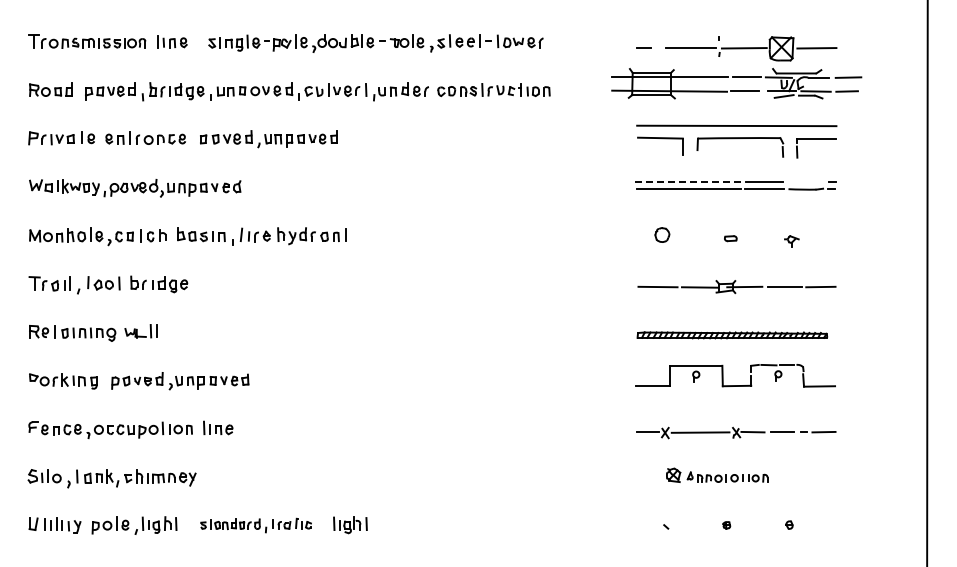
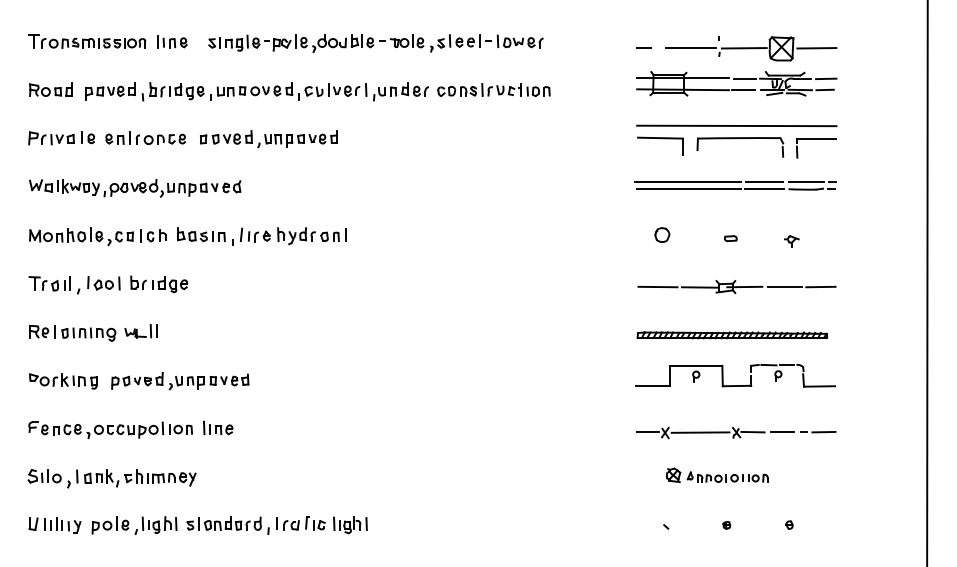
part size: 252x32 px -> 202x26 px (736, 83)
line: dashed -> solid (688, 182)
line: none -> present (805, 182)
part size: 112x17 px -> 140x19 px (255, 525)
